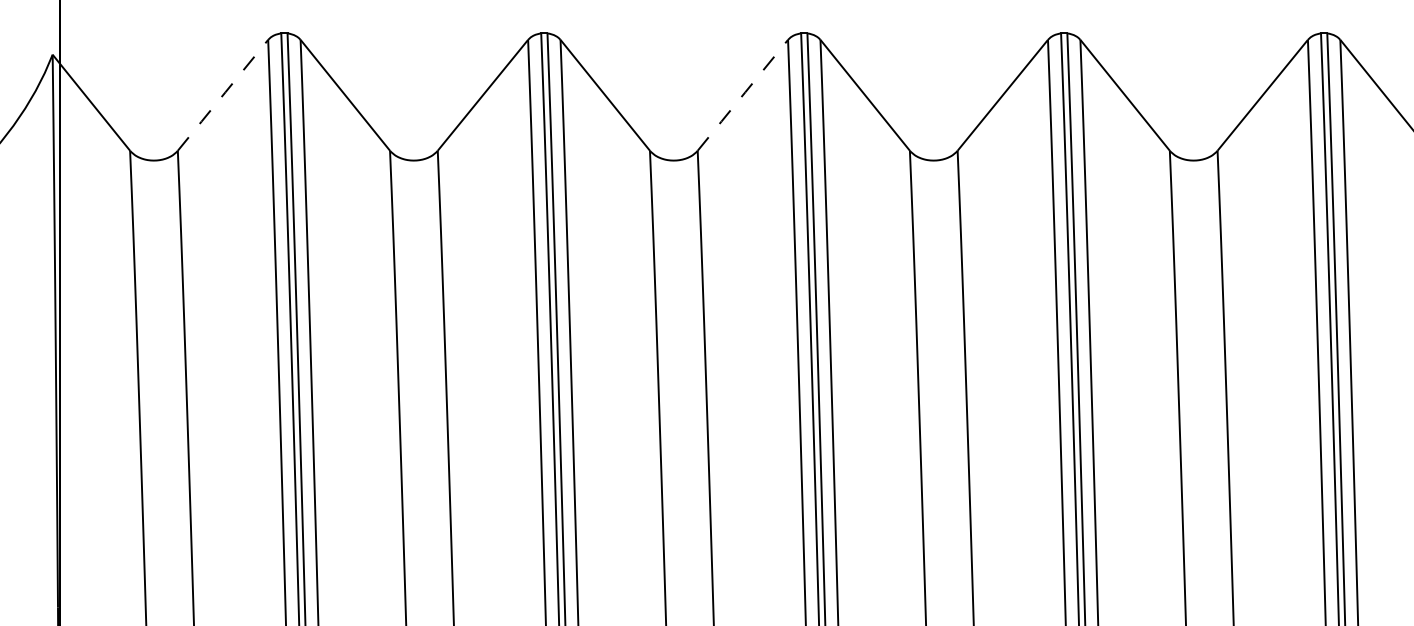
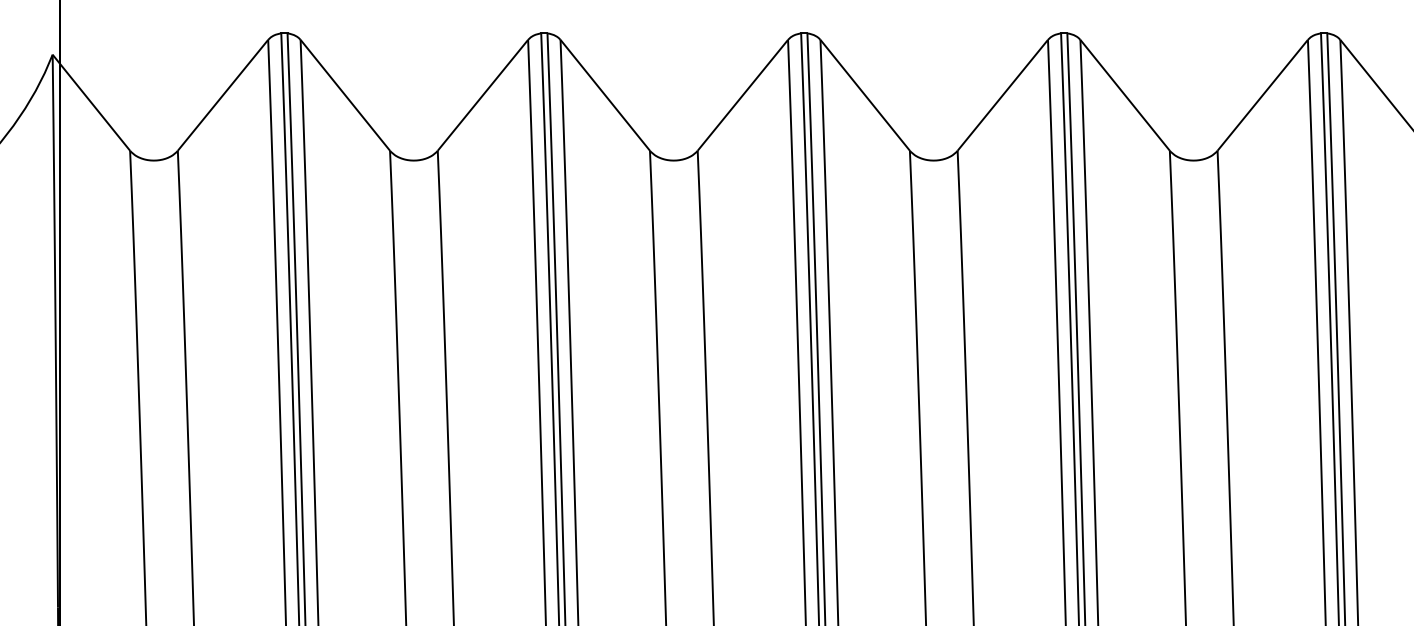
line: dashed -> solid (223, 95)
line: dashed -> solid (742, 95)
